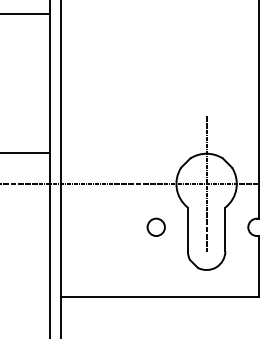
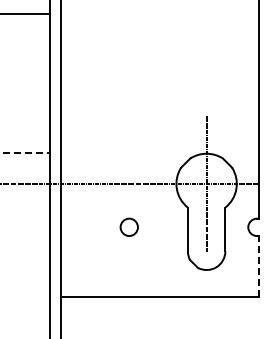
line: solid -> dashed (25, 152)
circle position: (155, 226) -> (128, 226) (128, 226)
line: solid -> dashed (258, 265)
